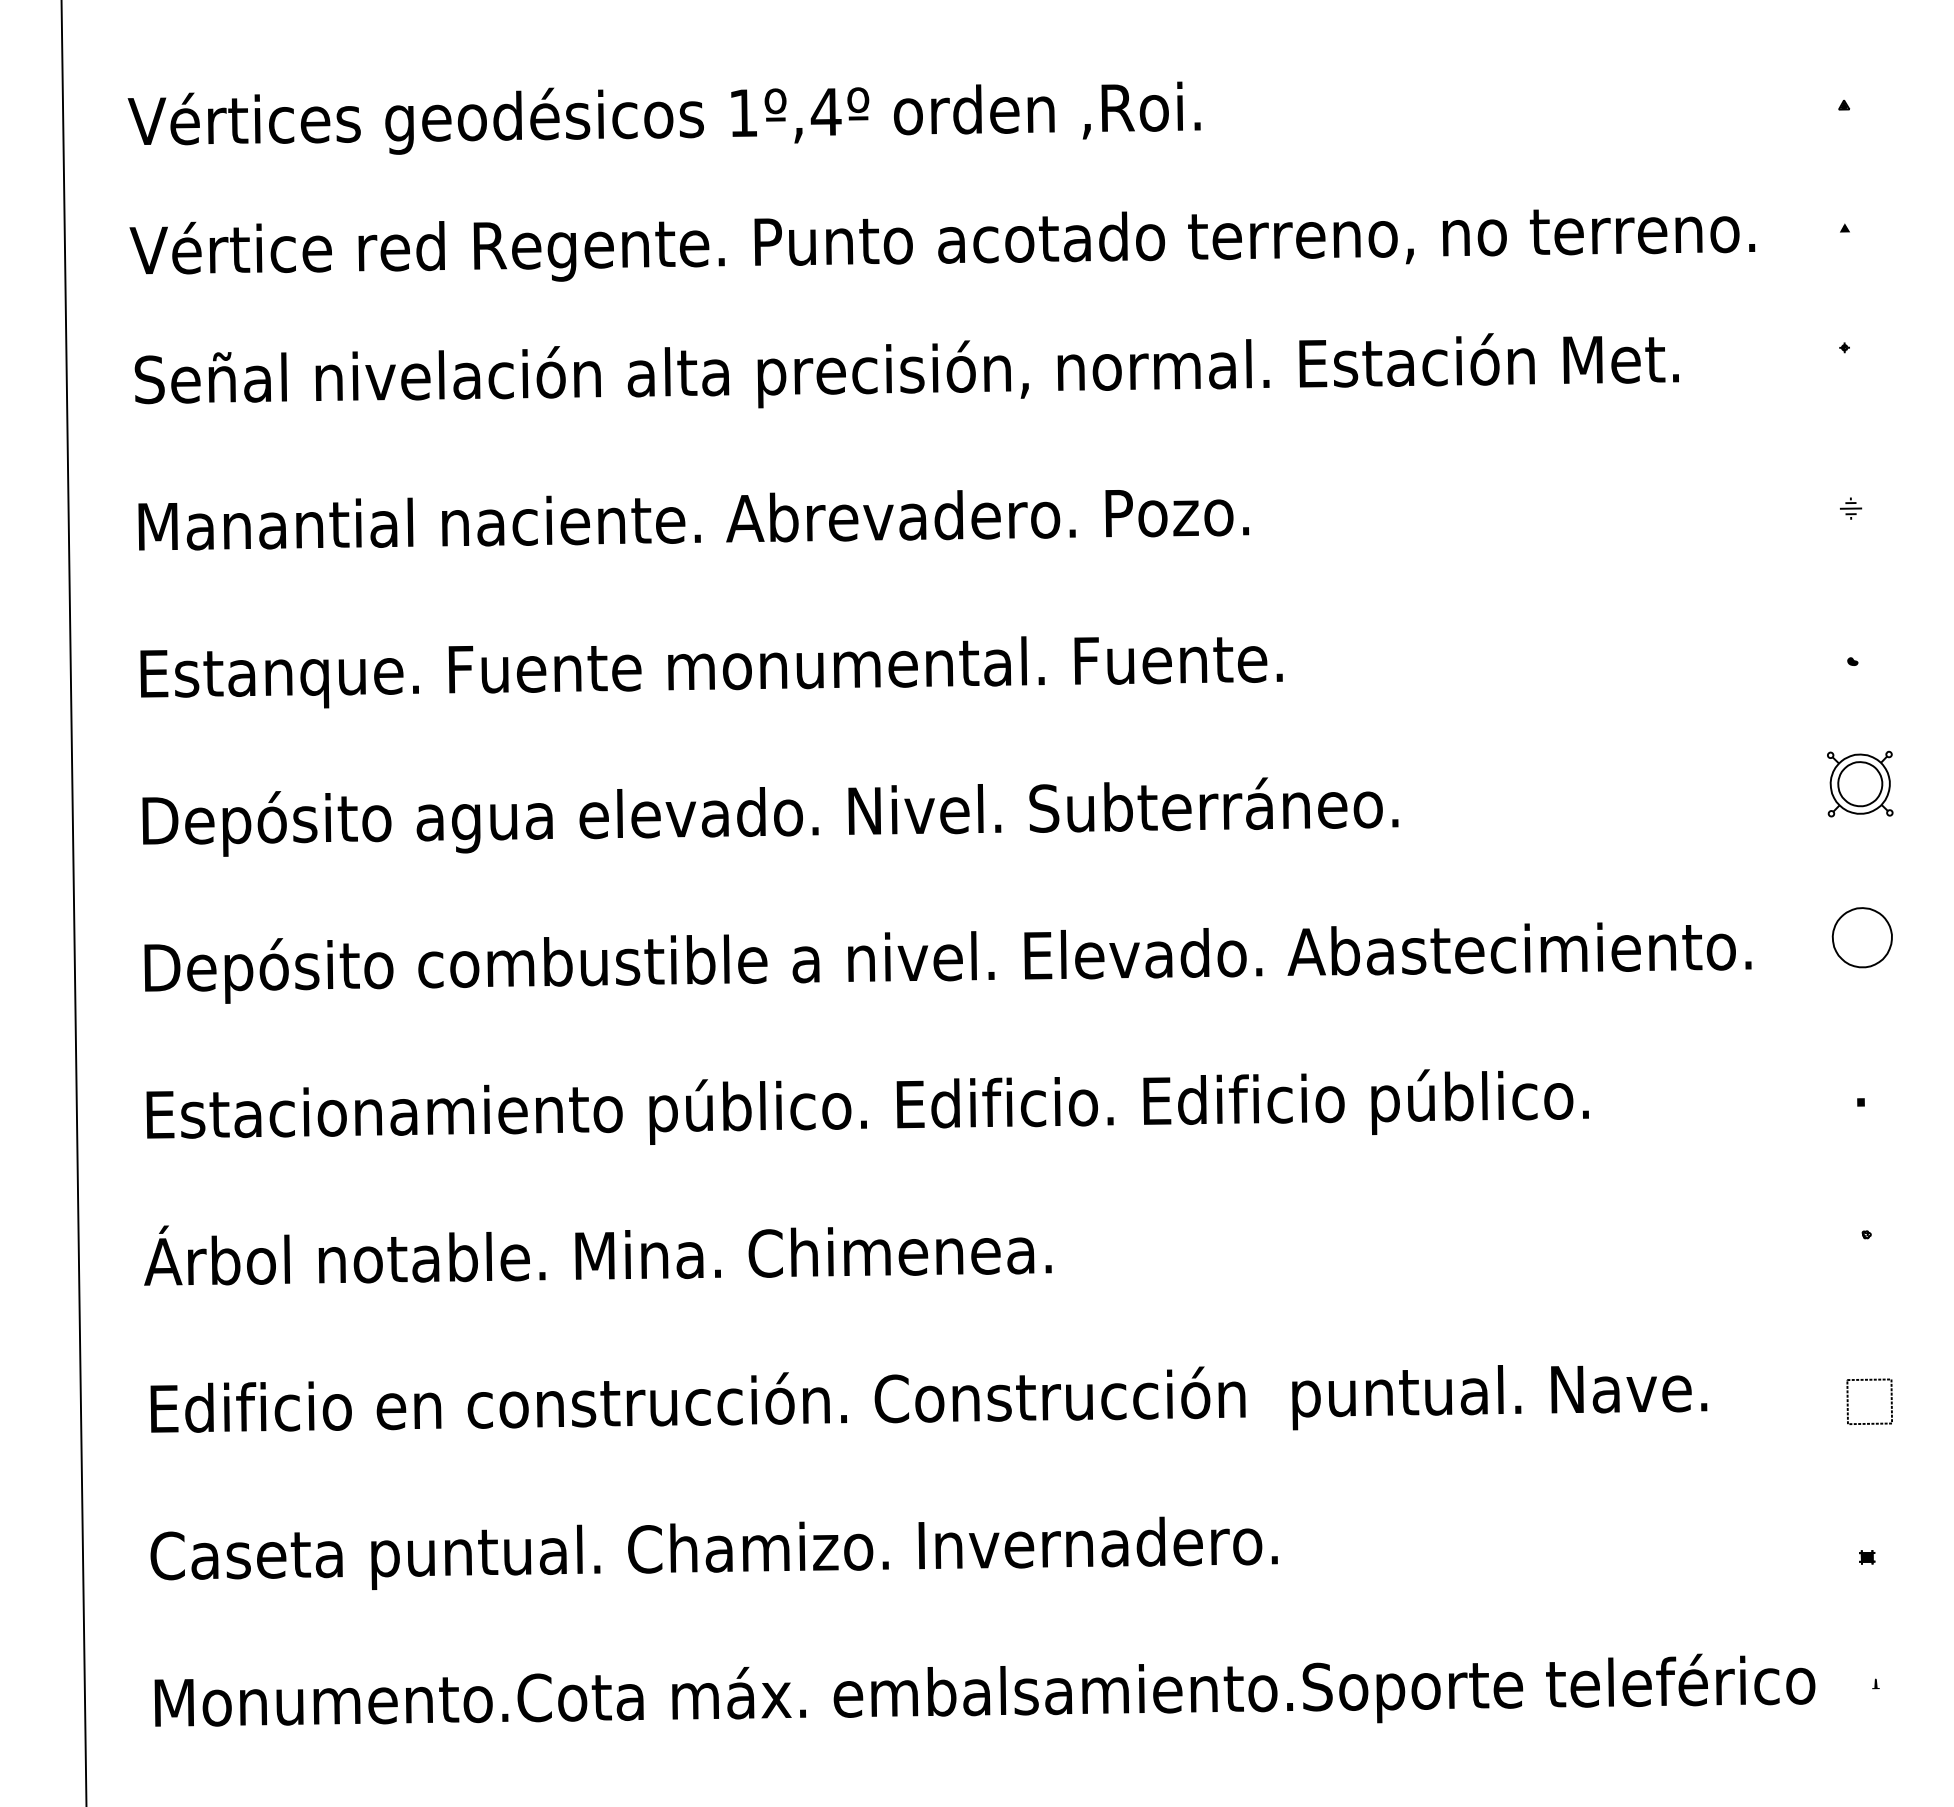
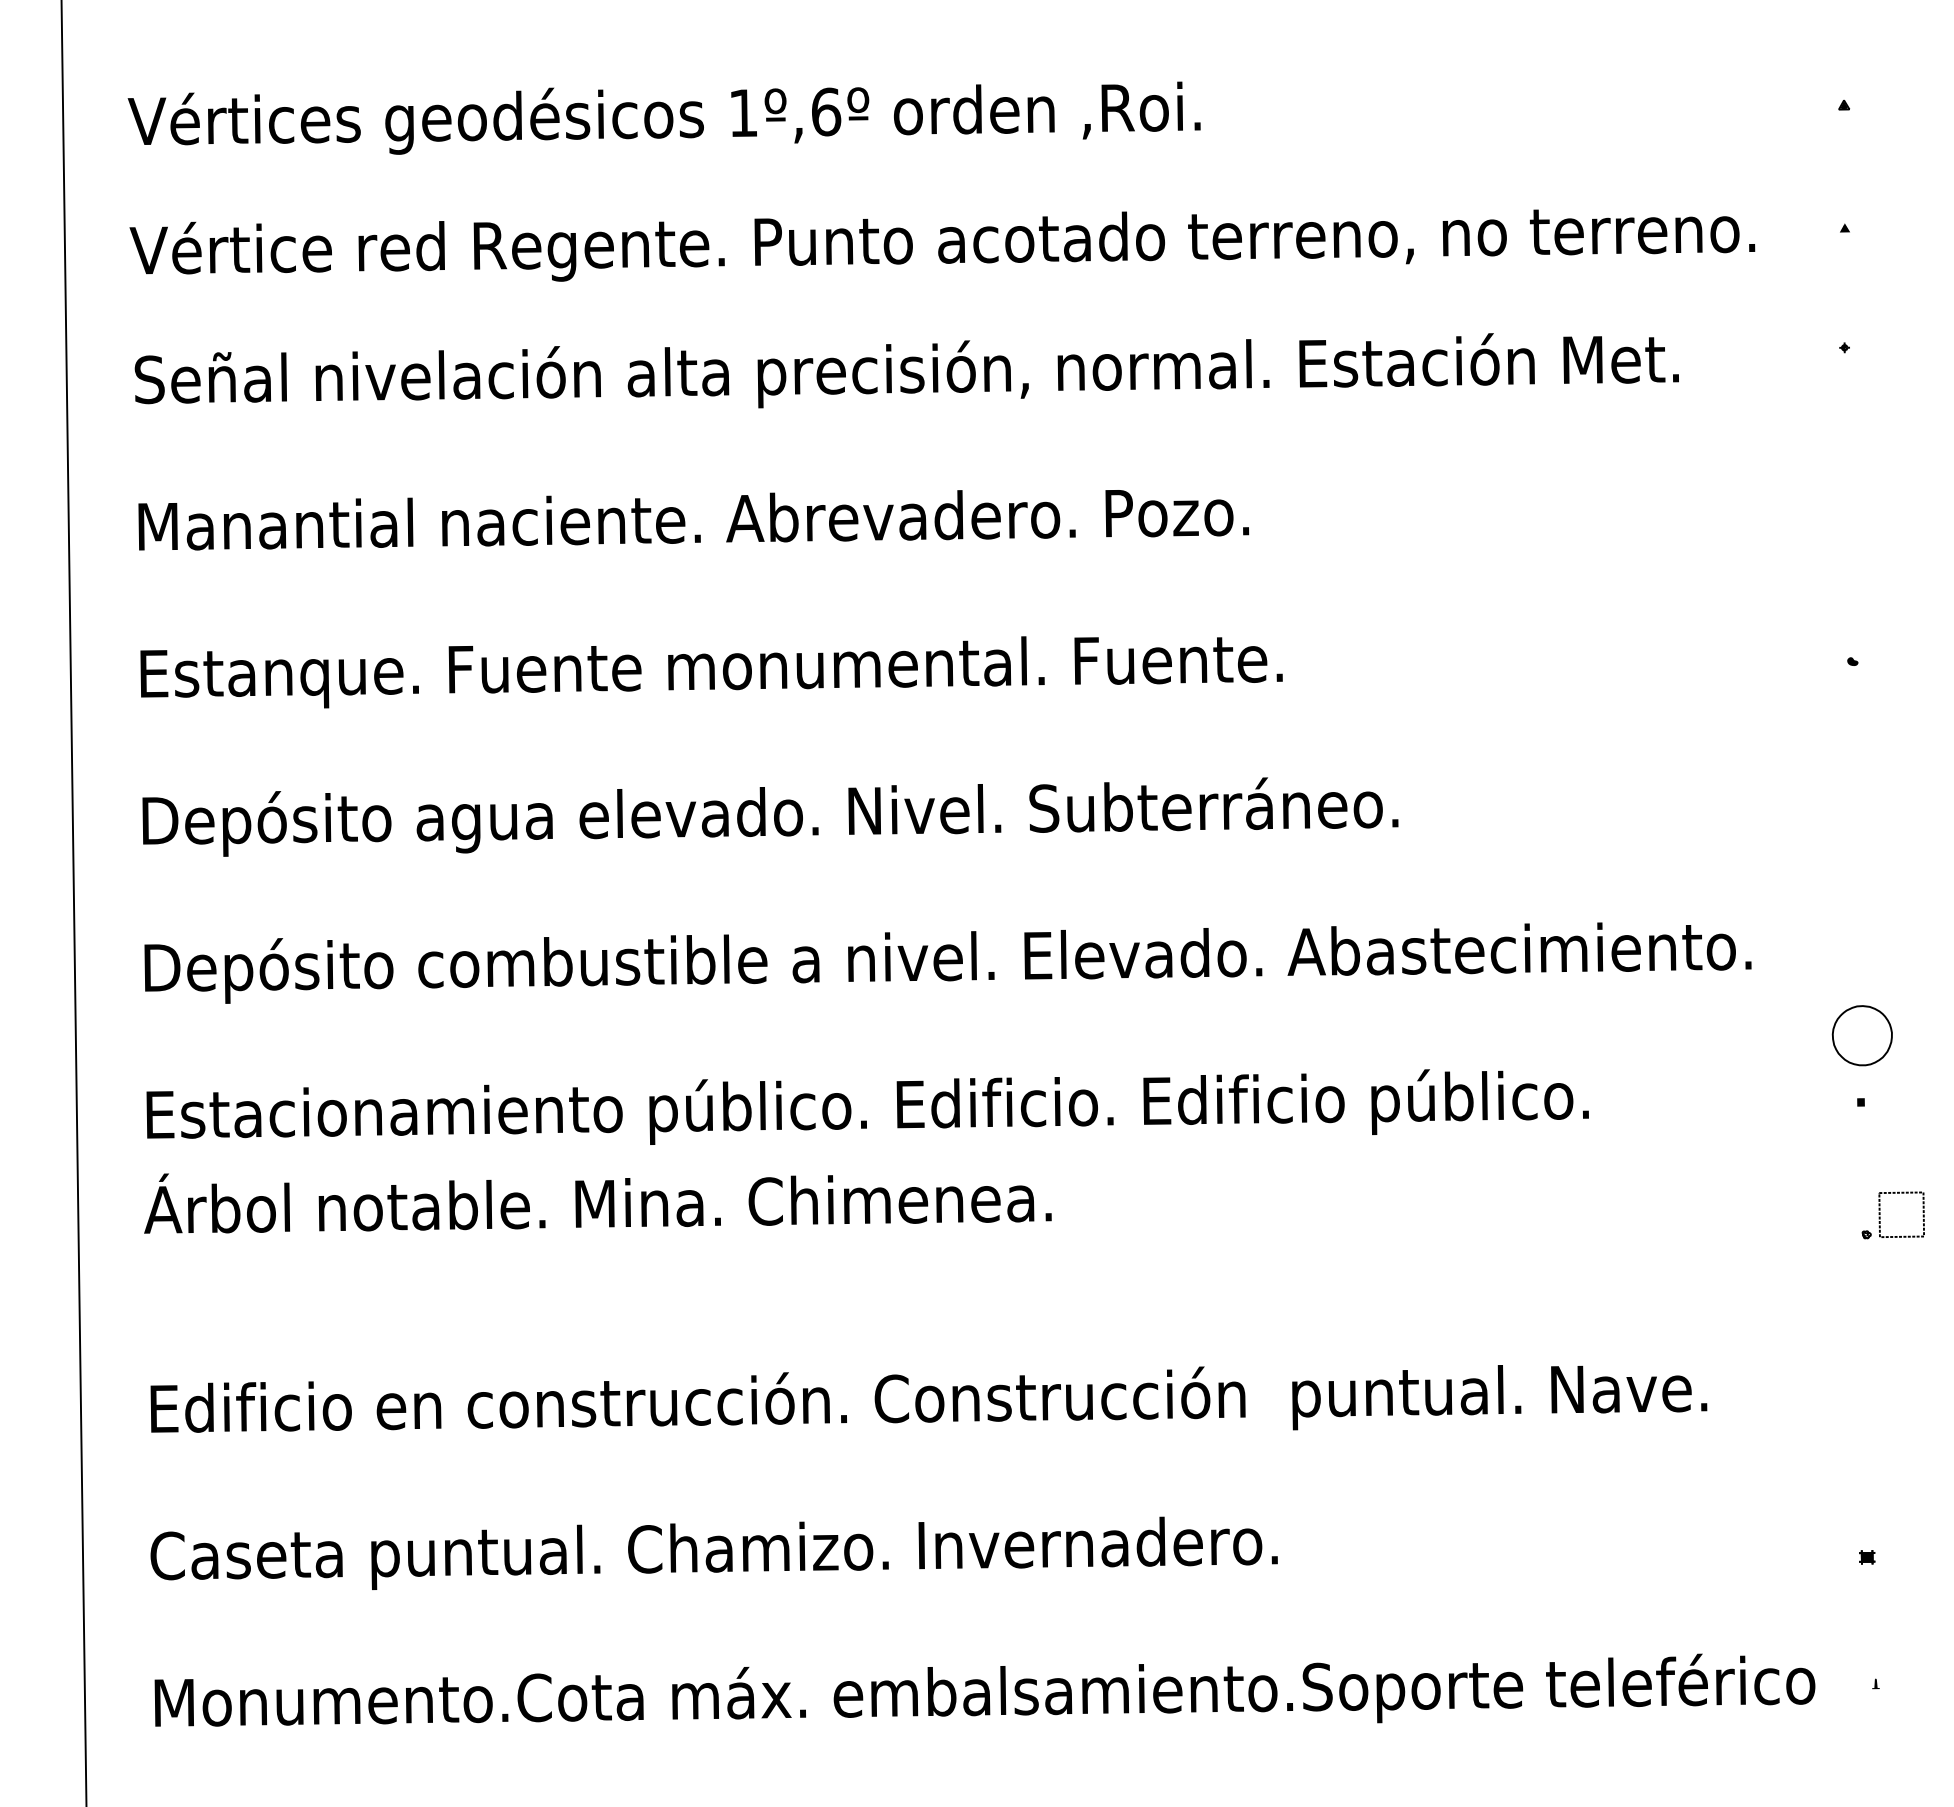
text: 1º,4º -> 1º,6º (825, 111)
part: present -> none (1851, 508)
part: present -> none (1860, 783)
part position: (1861, 937) -> (1861, 1035) (1861, 1035)
text position: (597, 1255) -> (597, 1203) (597, 1203)
part position: (1869, 1380) -> (1901, 1193) (1901, 1193)
